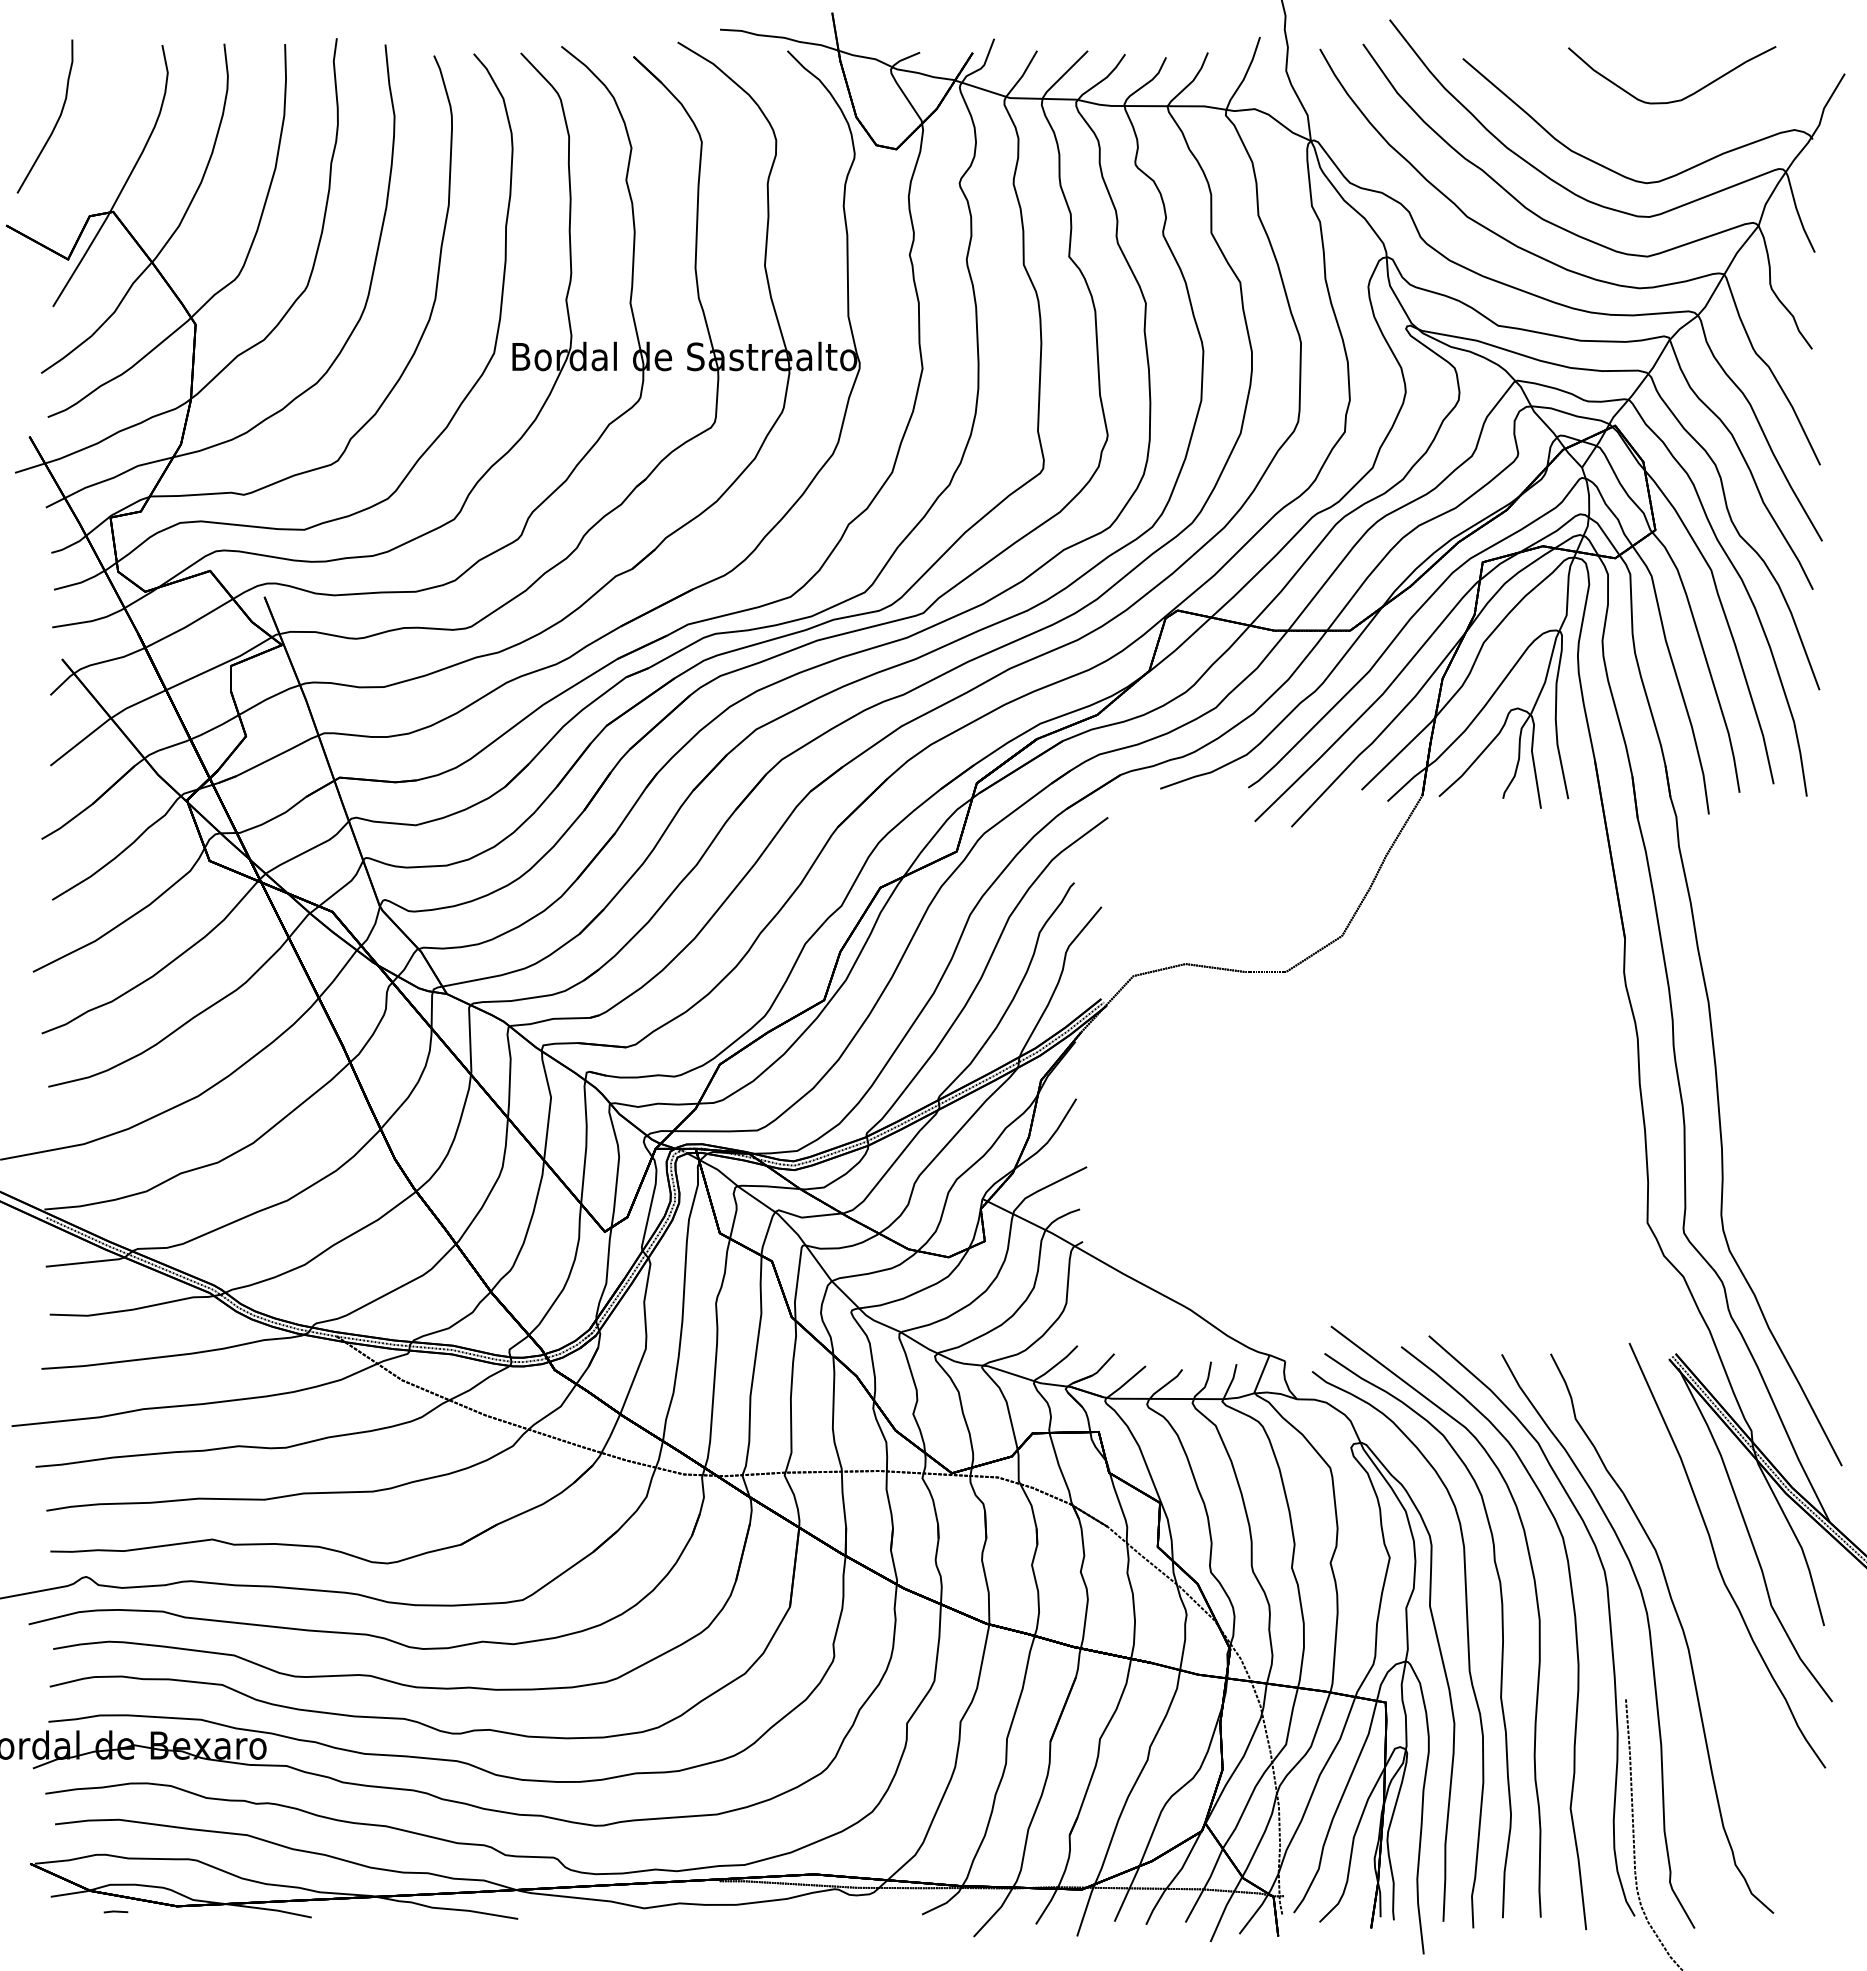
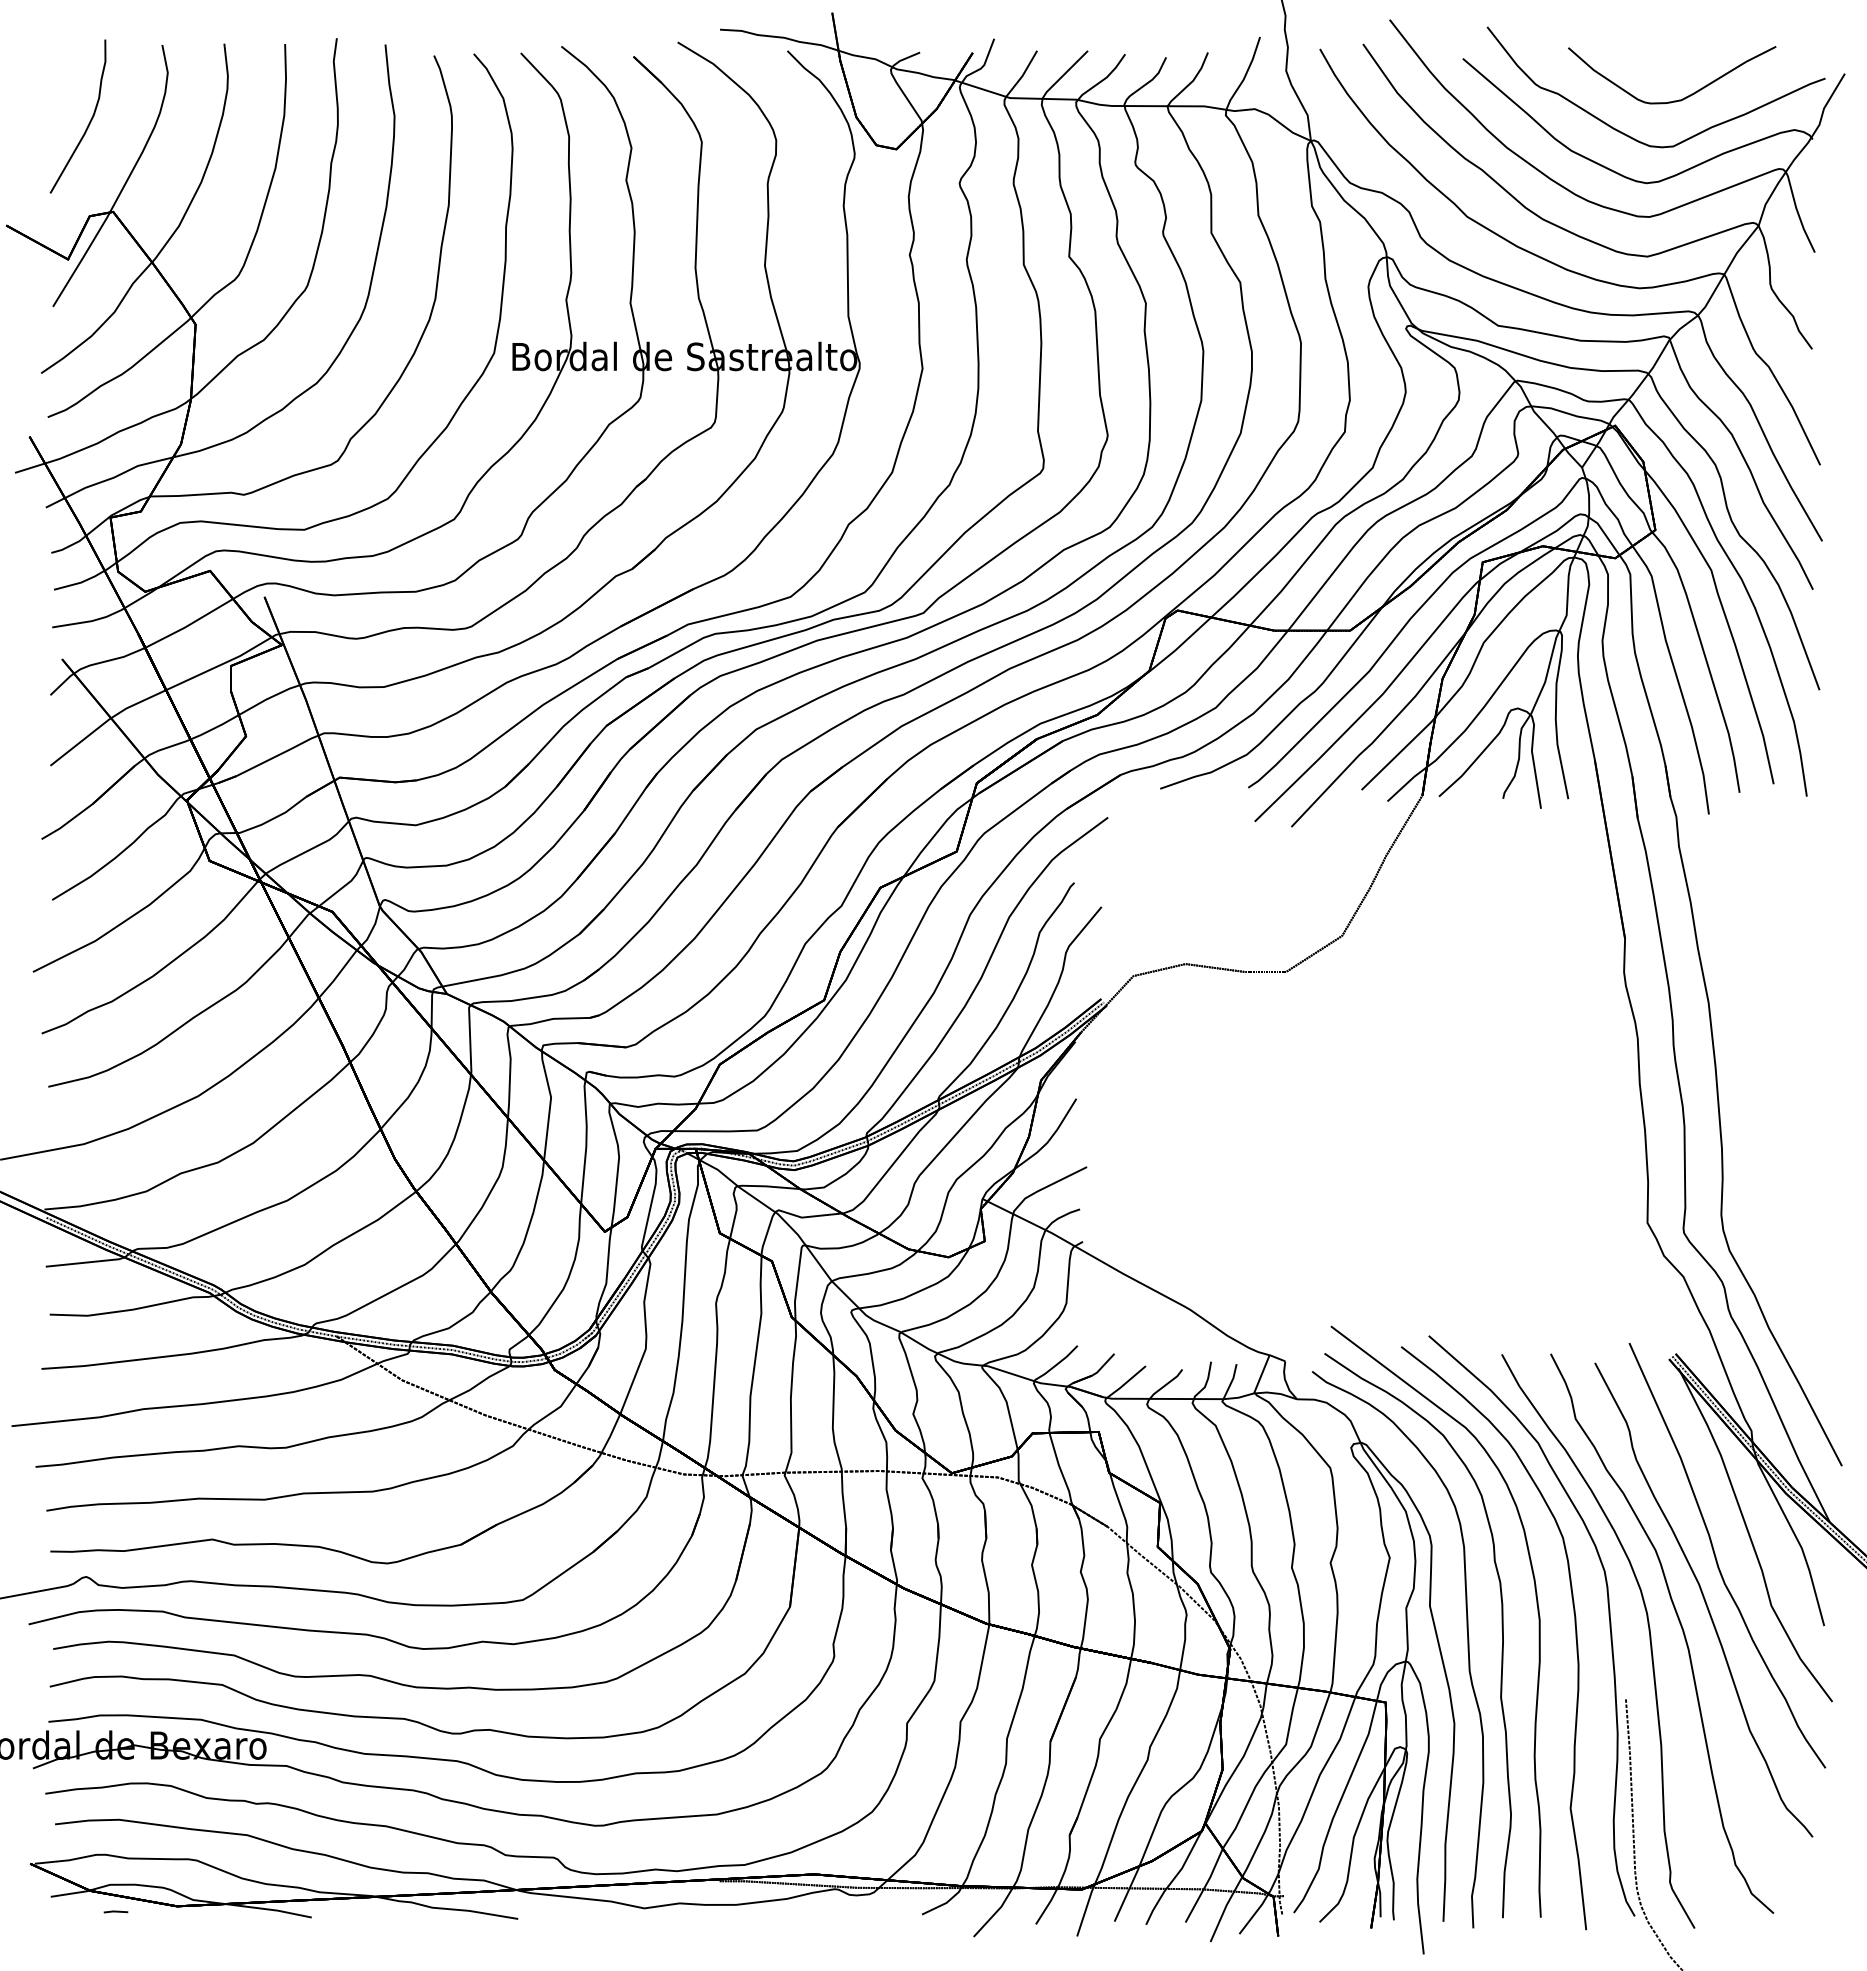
part position: (56, 121) -> (89, 121) (89, 121)
curve: none -> present (1631, 136)
part: none -> present (1703, 1599)
